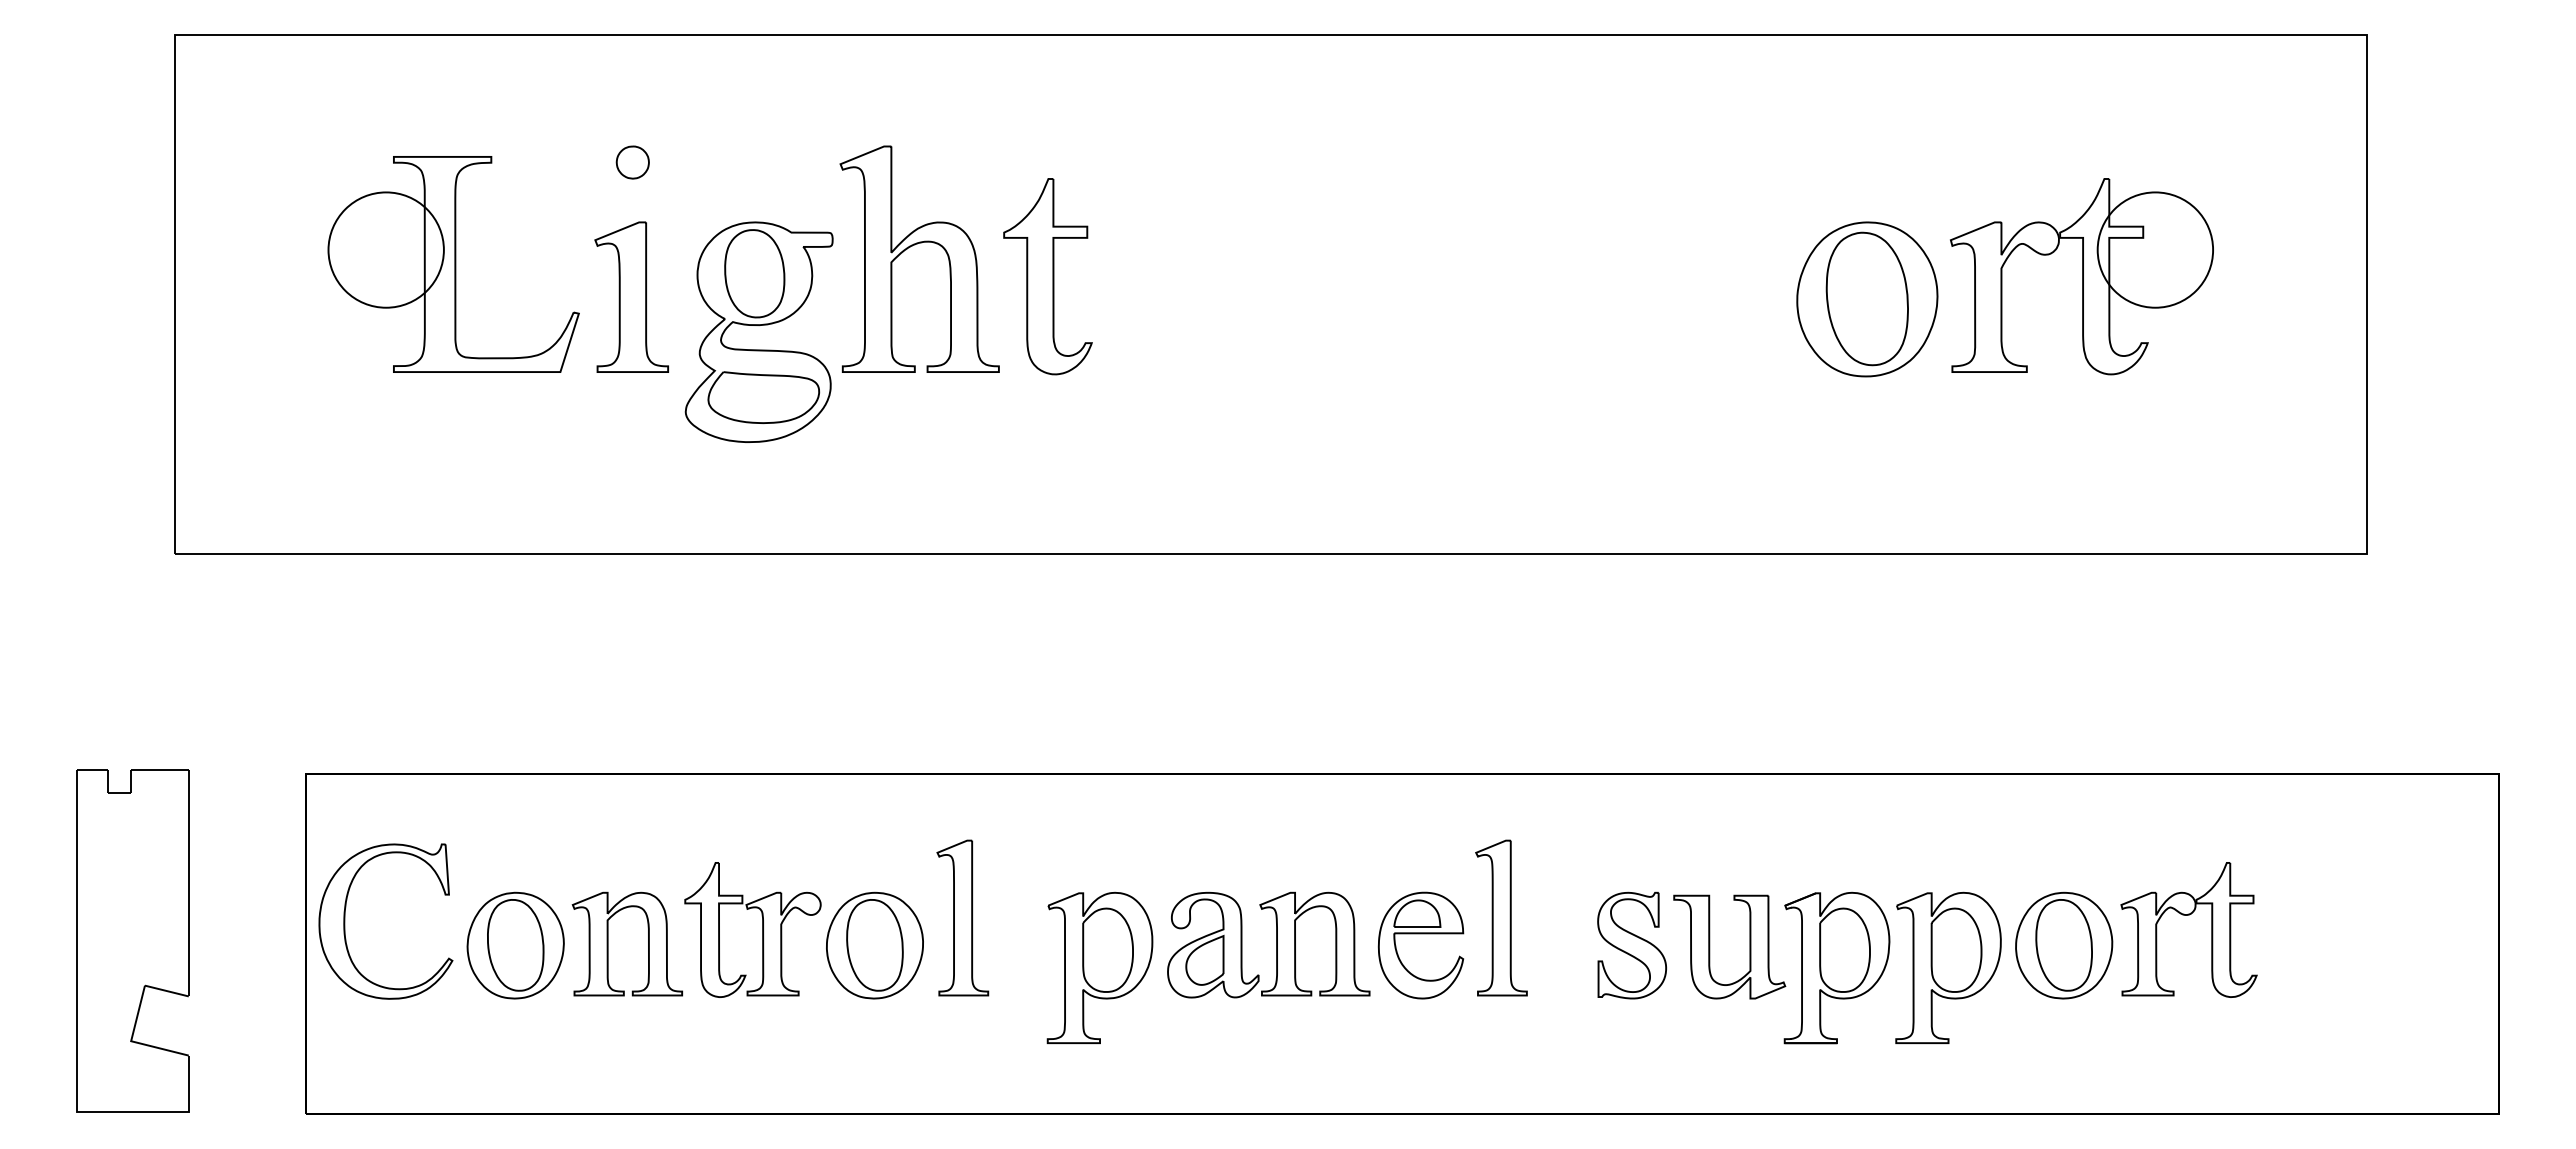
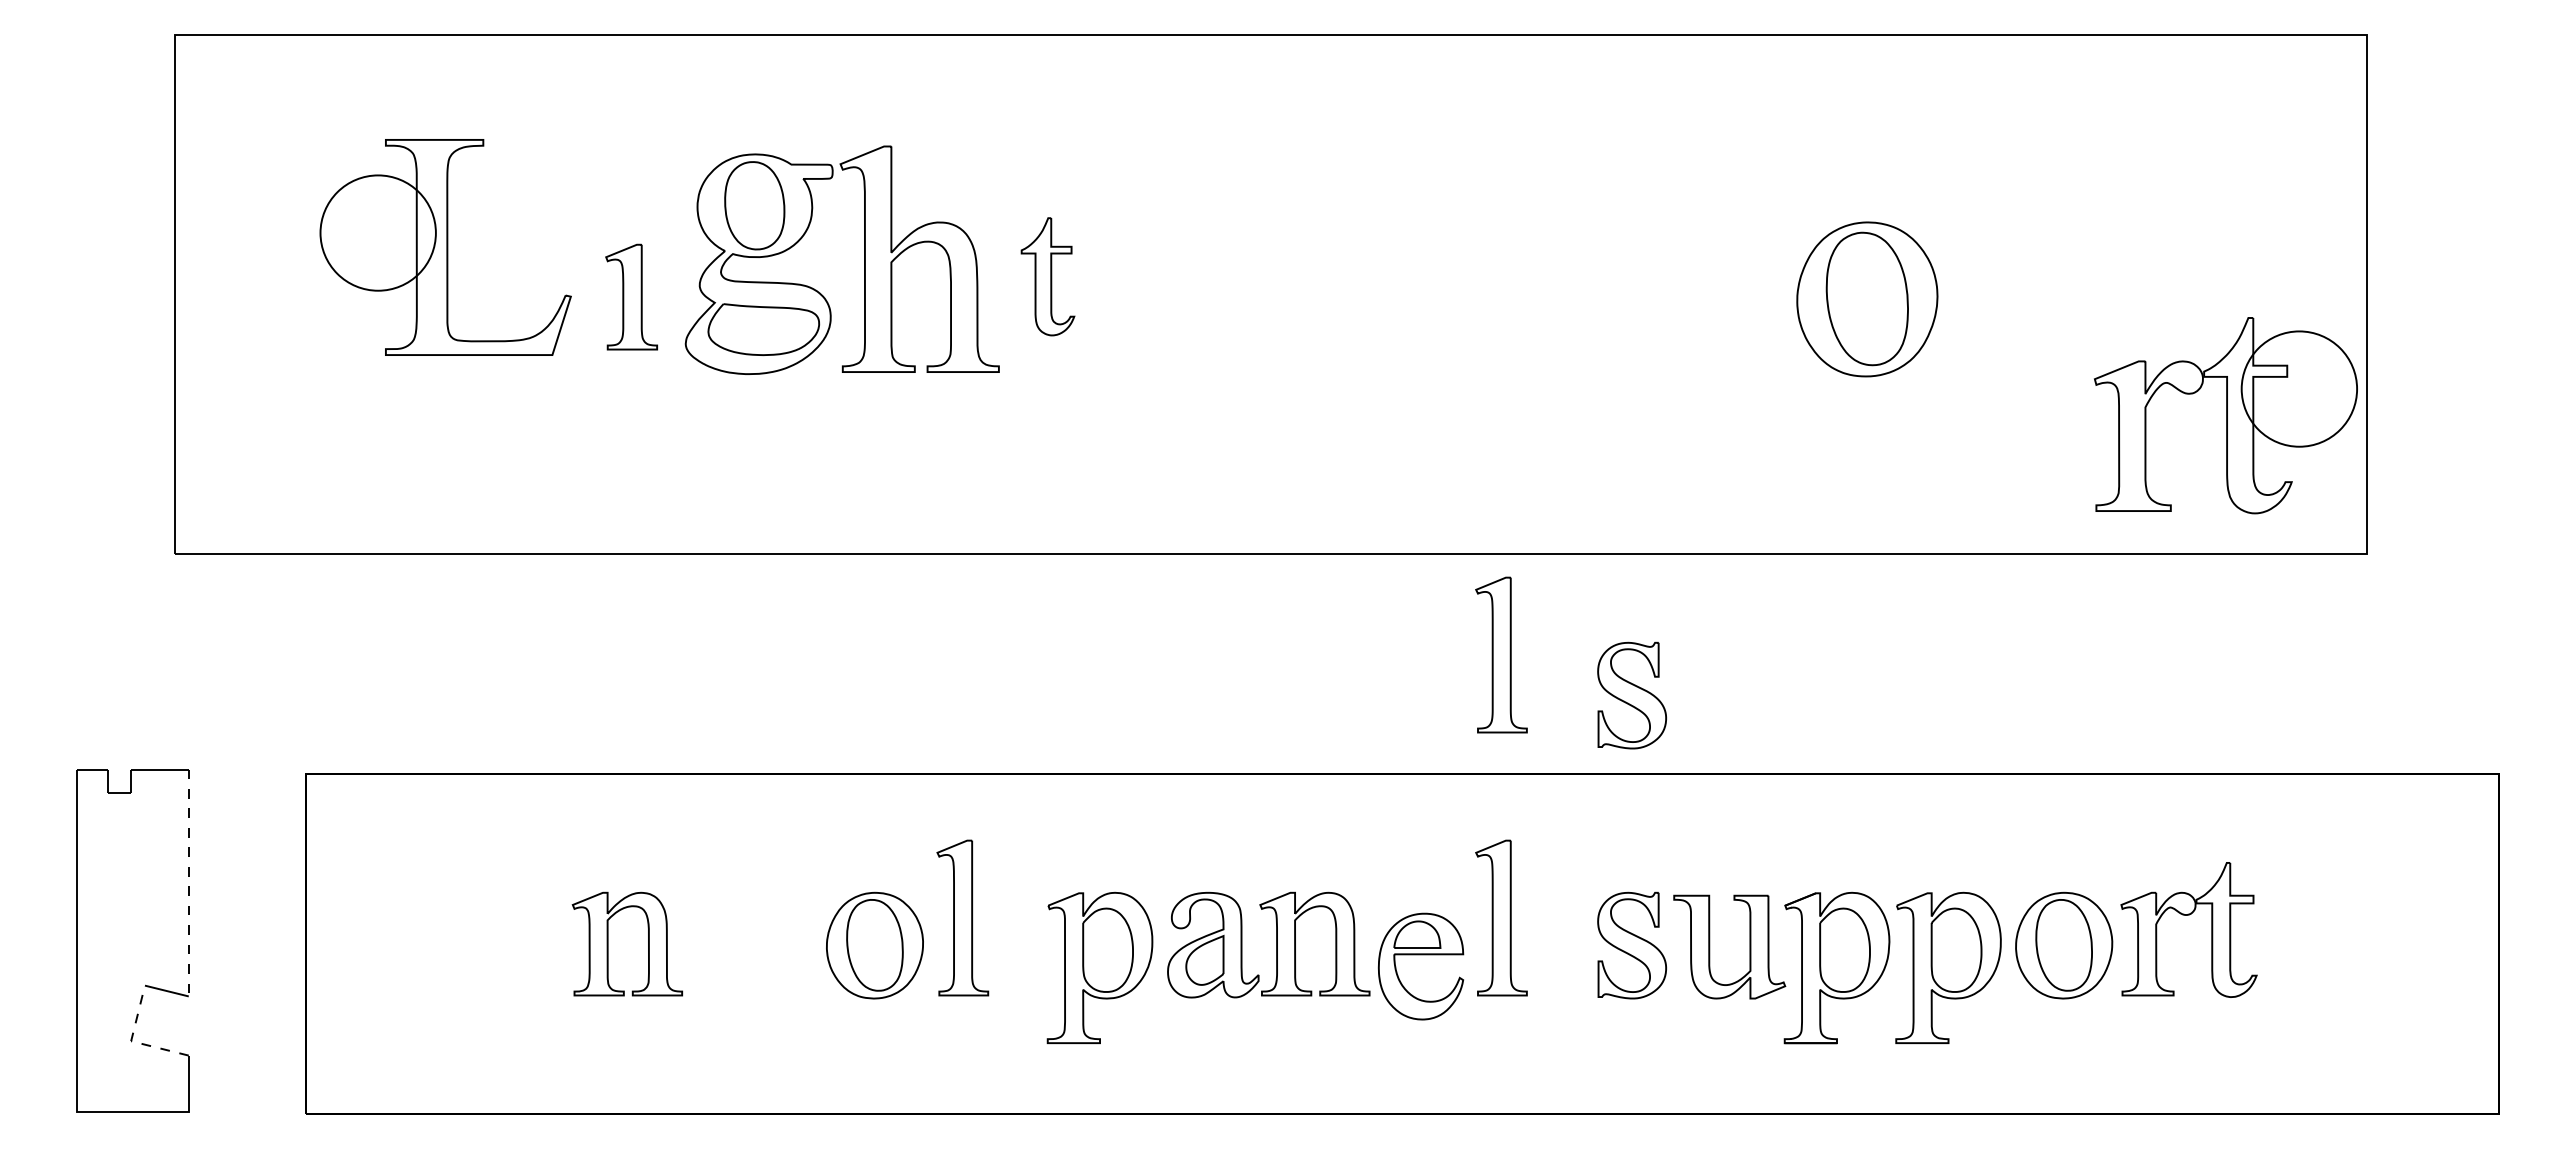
part: present -> none (632, 162)
part position: (453, 264) -> (445, 247) (445, 247)
part size: 90x198 px -> 56x120 px (1047, 276)
part position: (2081, 276) -> (2225, 415) (2225, 415)
part size: 75x152 px -> 53x108 px (631, 296)
part position: (758, 331) -> (758, 263) (758, 263)
part: none -> present (1501, 654)
part: none -> present (1631, 695)
line: solid -> dashed (188, 883)
part: present -> none (345, 921)
part: present -> none (762, 929)
part position: (1420, 934) -> (1420, 955) (1420, 955)
part: present -> none (515, 945)
line: solid -> dashed (131, 1041)
